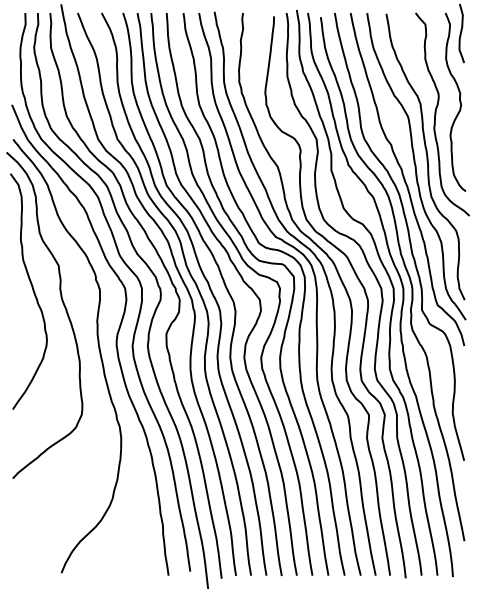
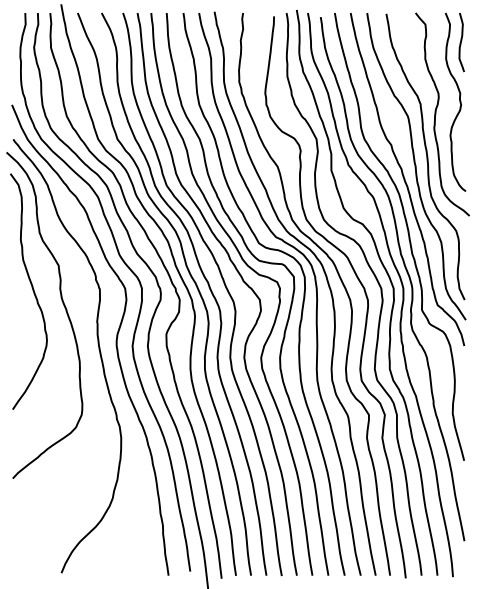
curve position: (461, 33) -> (461, 42) (461, 42)
